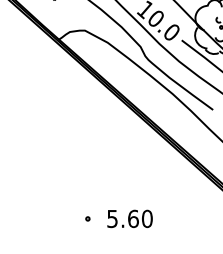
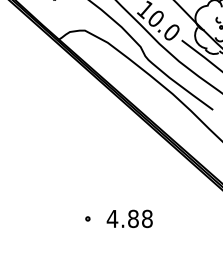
text: 5.60 -> 4.88 (129, 218)
